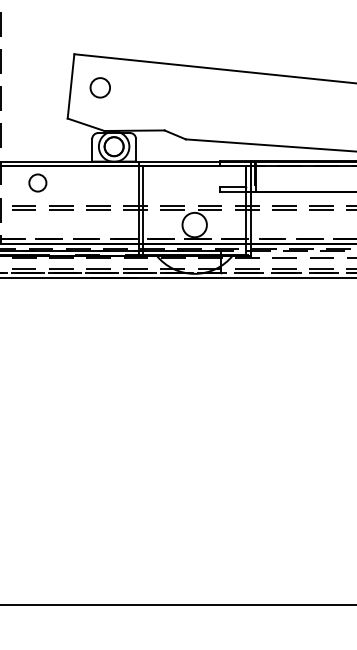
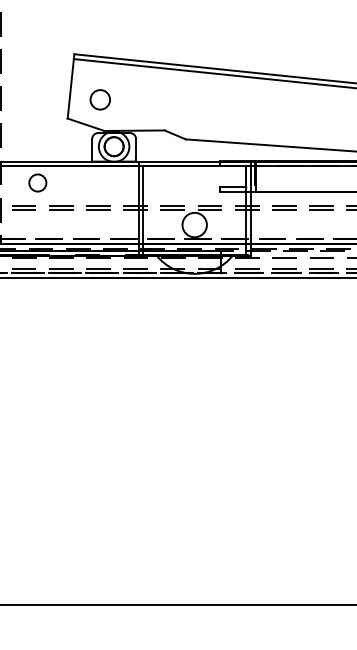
line: none -> present (213, 73)
circle position: (99, 87) -> (99, 99) (99, 99)
